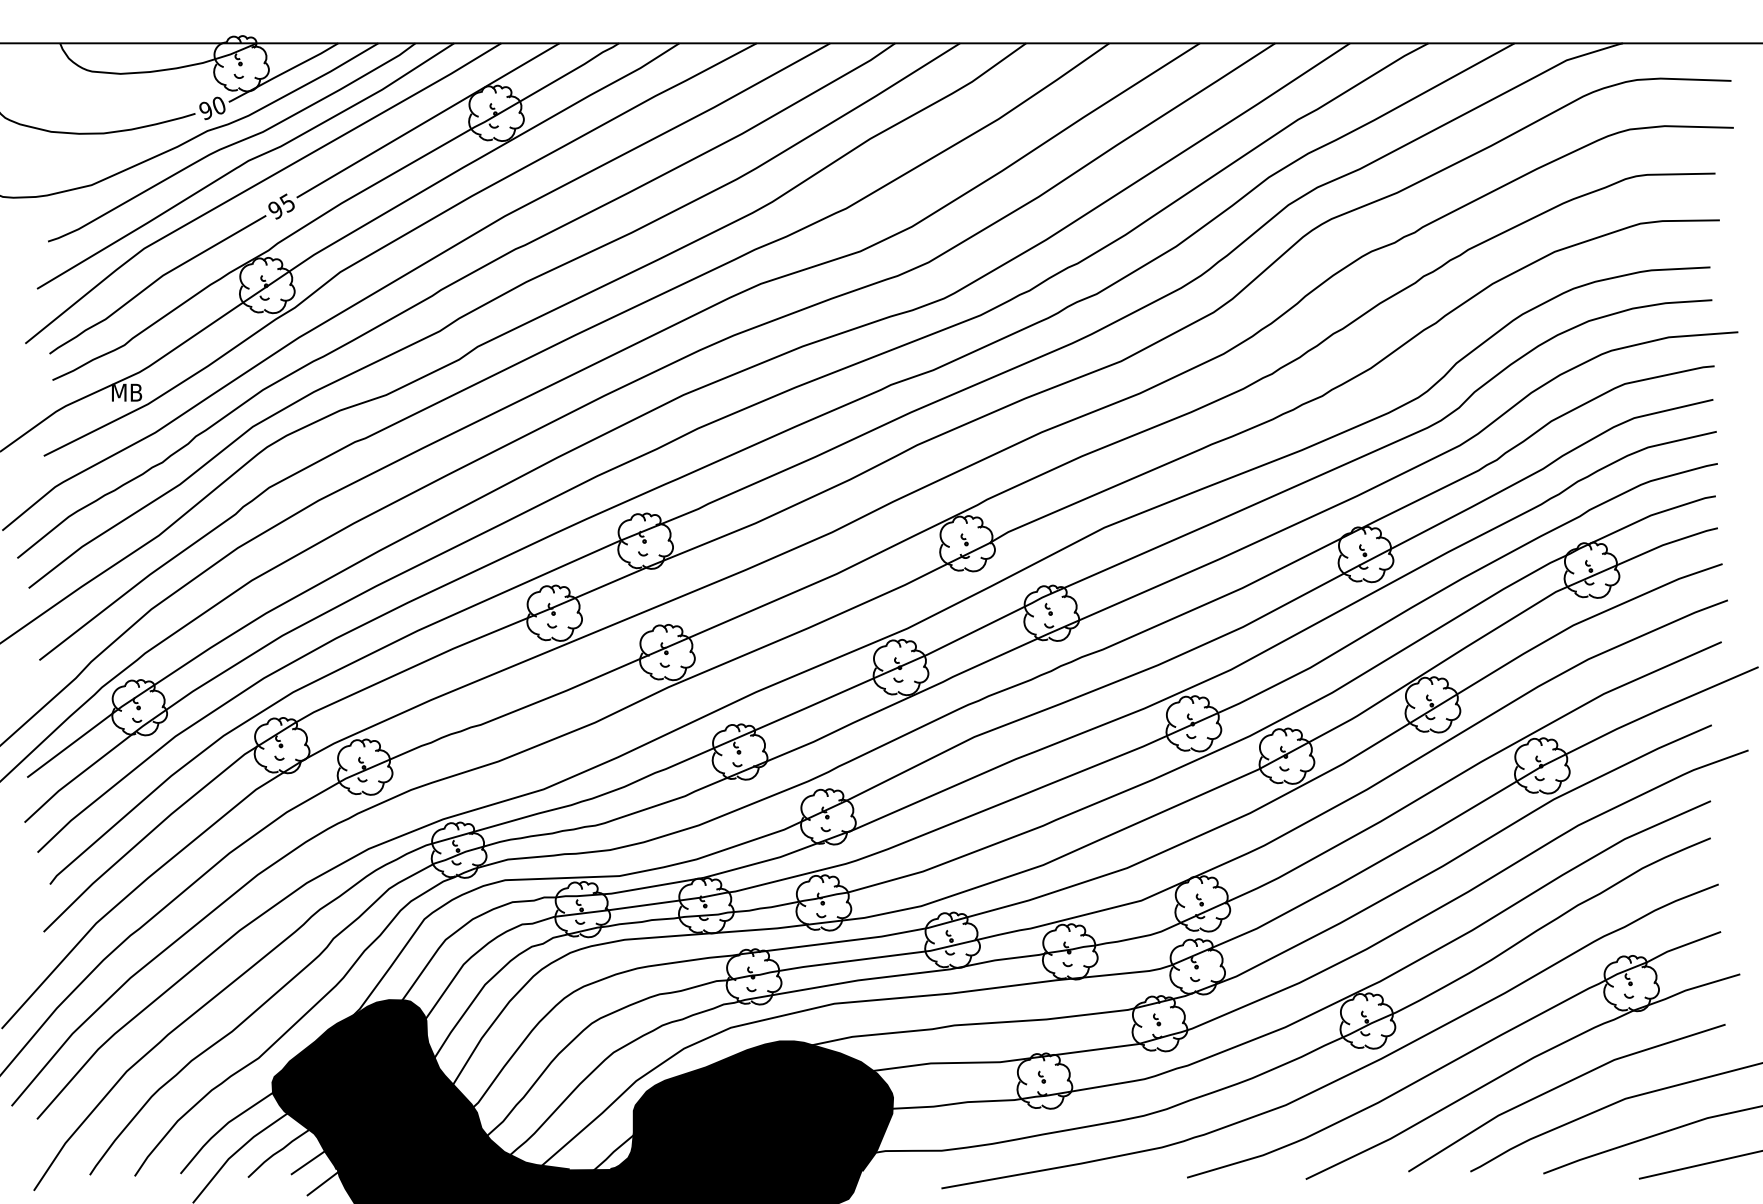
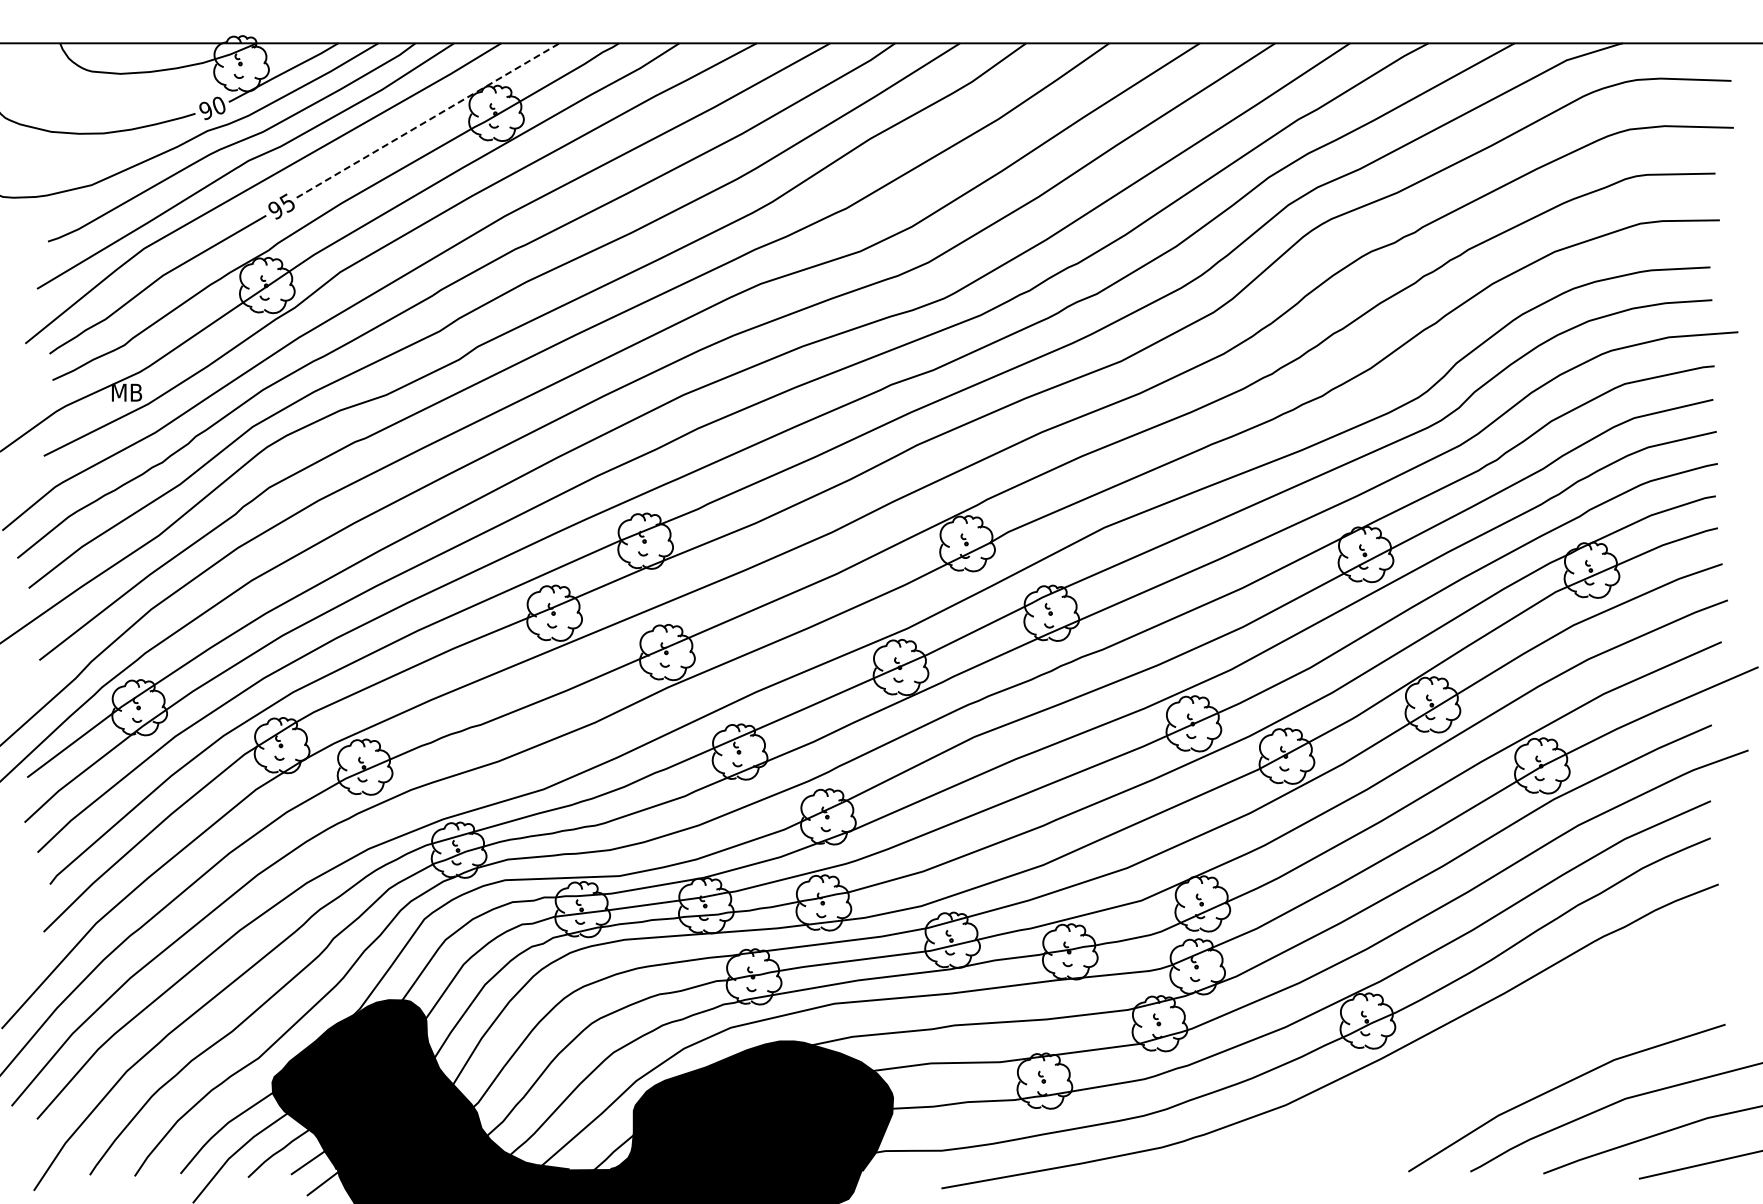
line: solid -> dashed (428, 120)
part: present -> none (1463, 1055)
